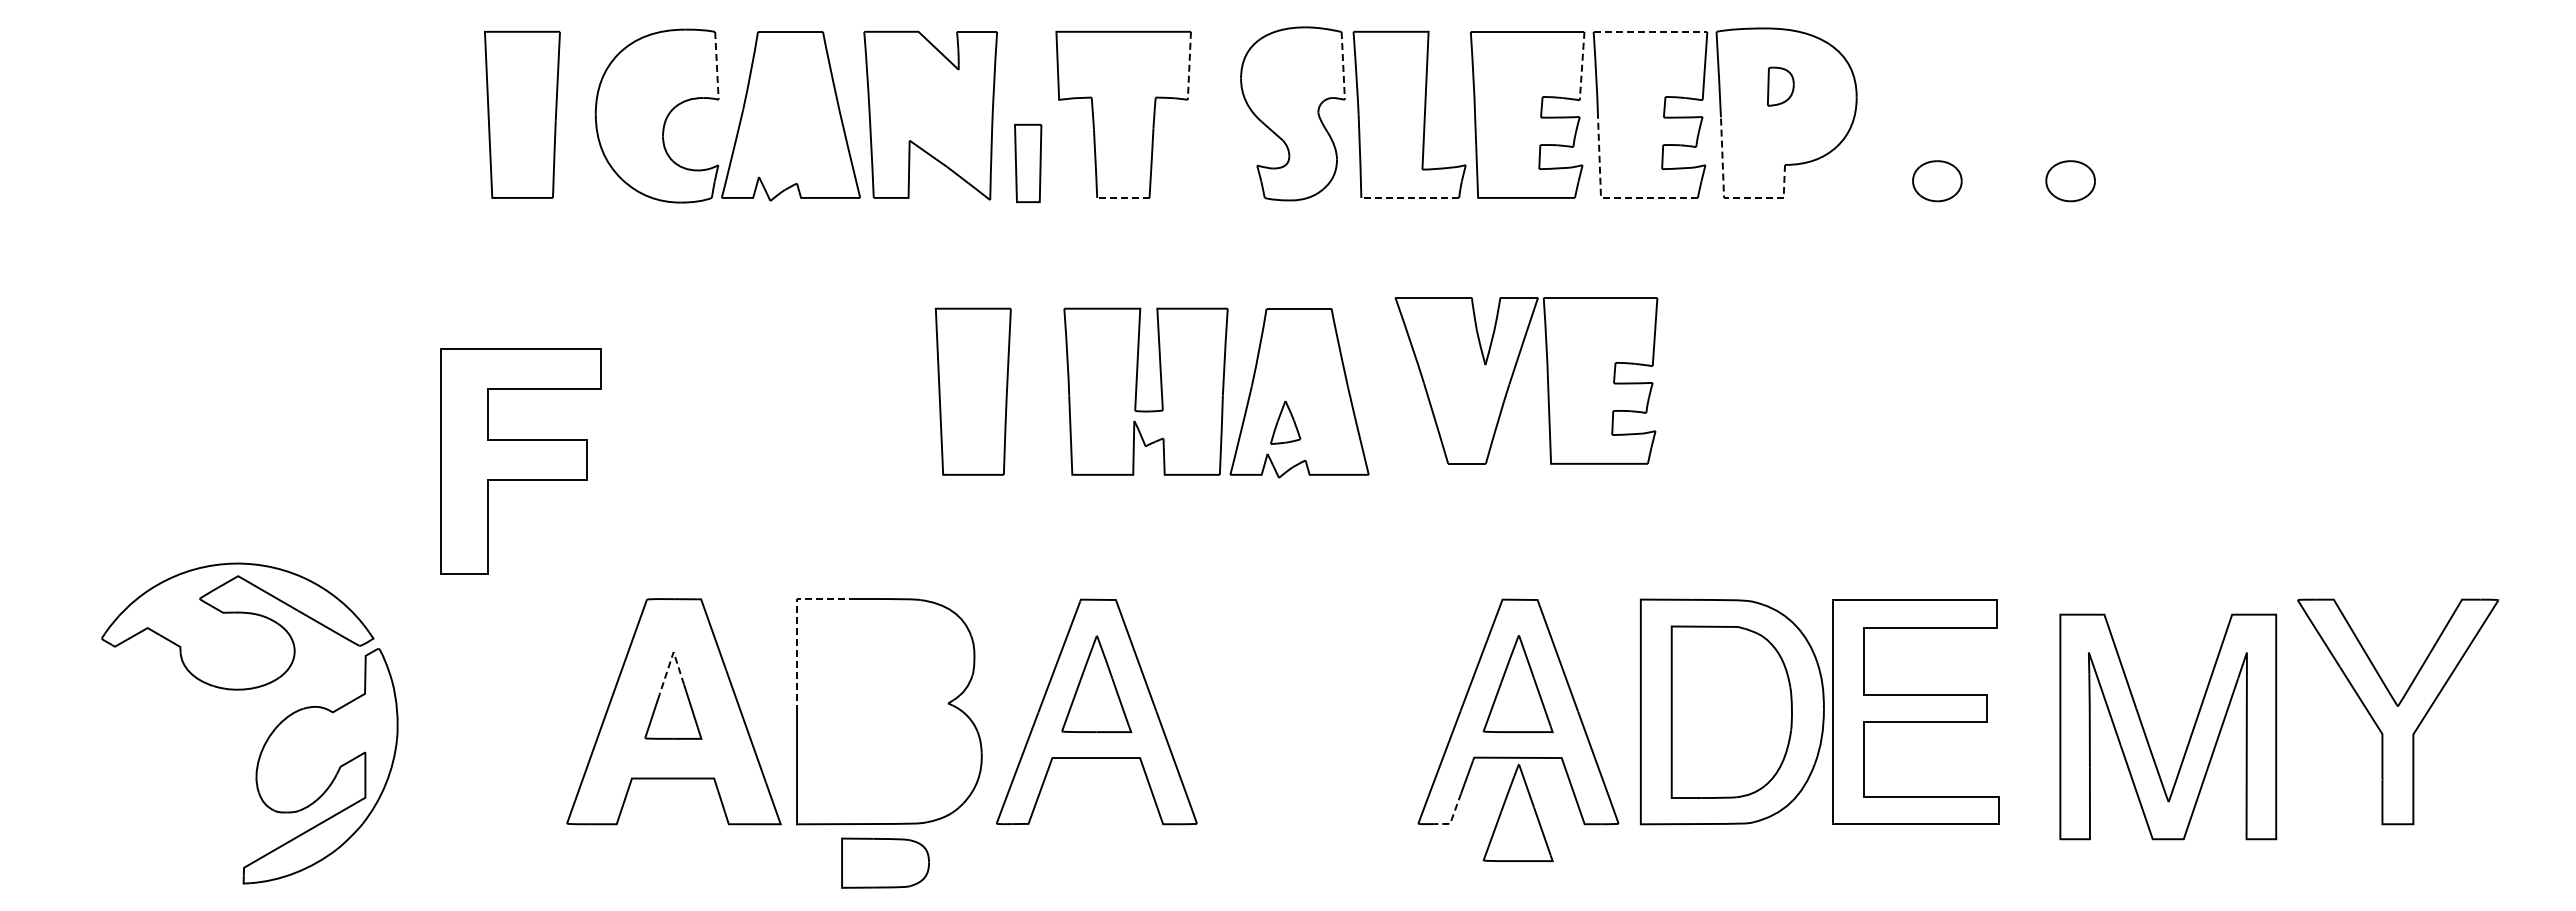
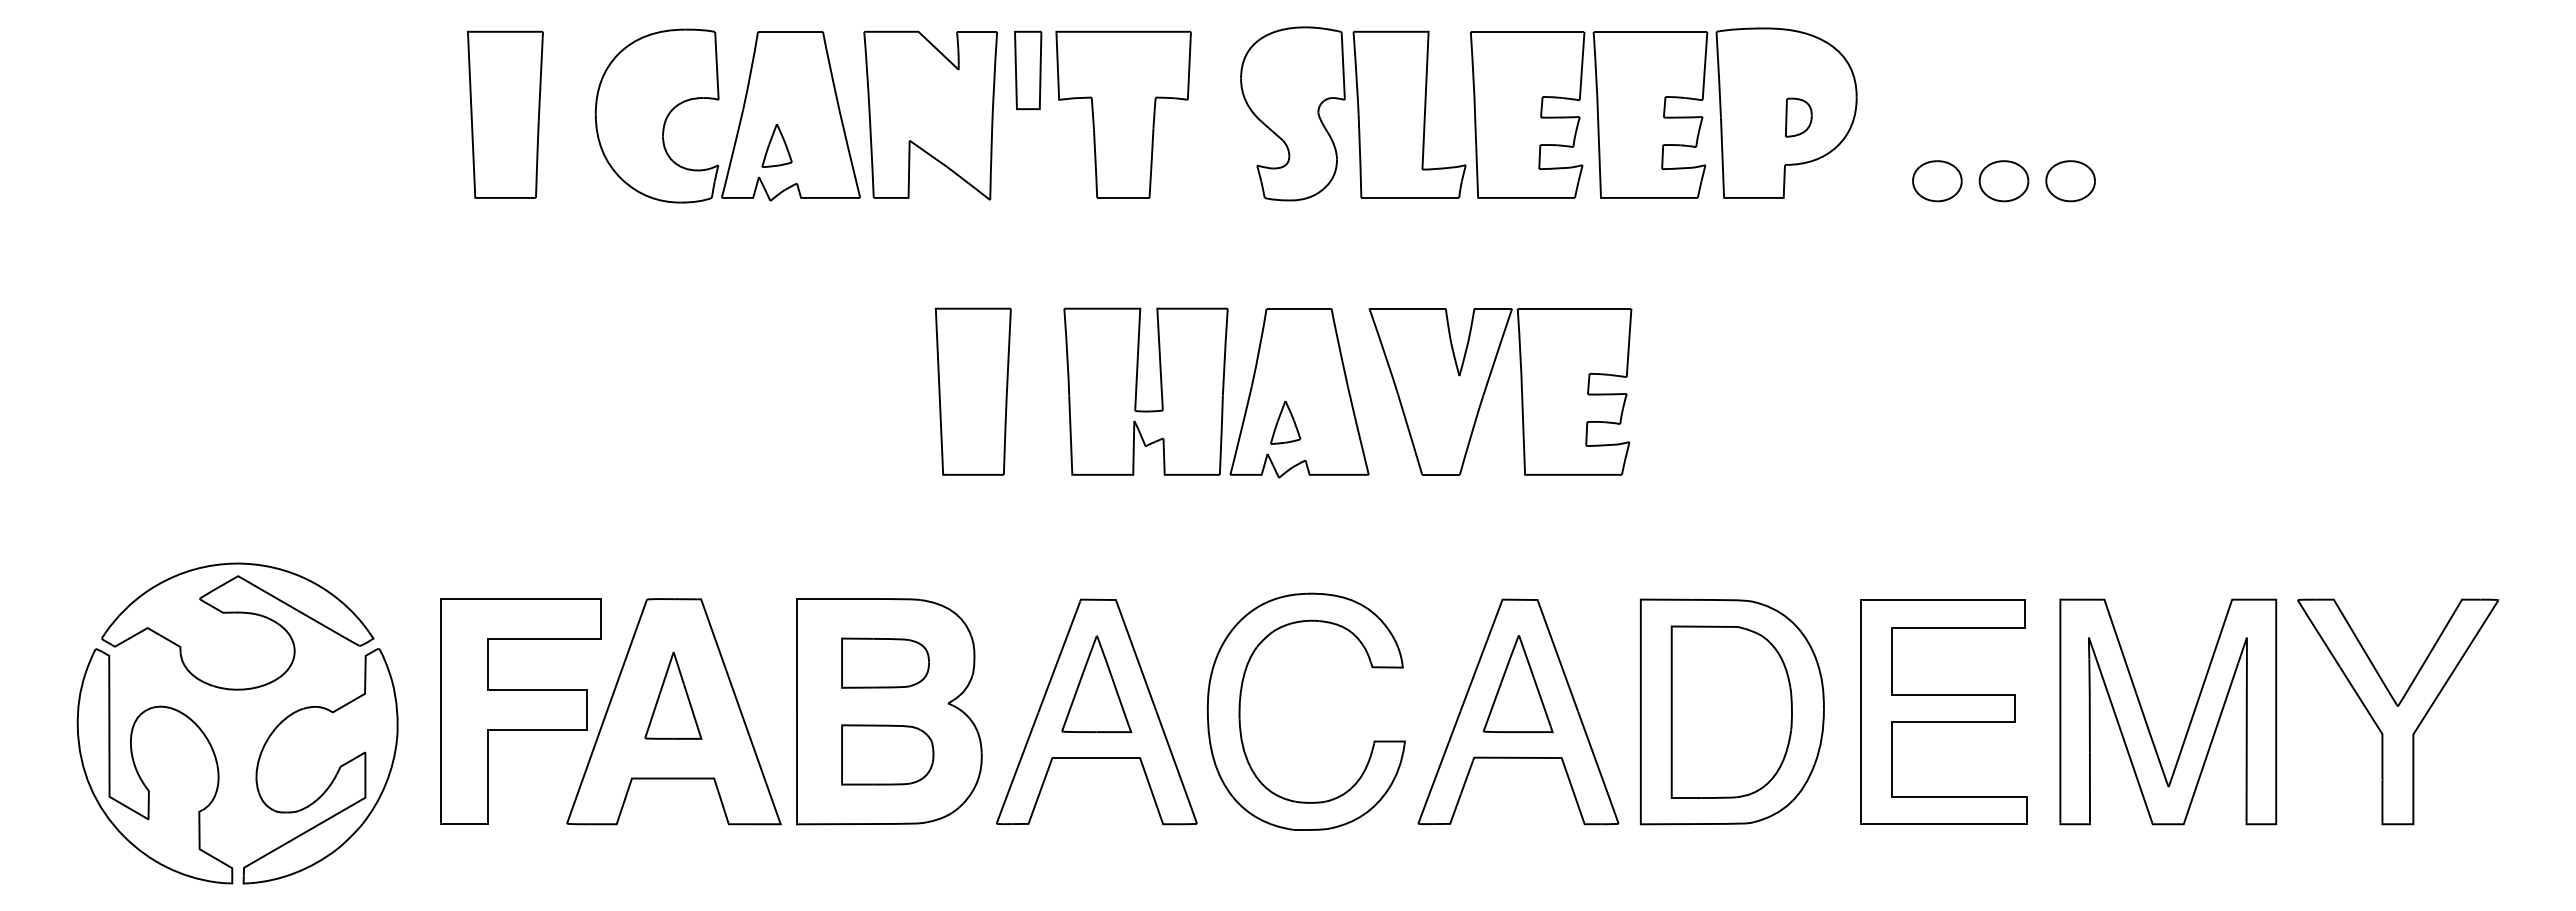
line: dashed -> solid (1650, 31)
line: dashed -> solid (716, 65)
line: dashed -> solid (1343, 65)
line: dashed -> solid (1189, 66)
line: dashed -> solid (1582, 66)
part position: (1780, 86) -> (1798, 117) (1798, 117)
part position: (522, 114) -> (505, 114) (505, 114)
part: none -> present (776, 145)
part position: (1028, 162) -> (1028, 69) (1028, 69)
part: none -> present (2003, 181)
line: dashed -> solid (1122, 197)
line: dashed -> solid (1410, 197)
line: dashed -> solid (1606, 197)
line: dashed -> solid (1730, 197)
part position: (1513, 375) -> (1487, 386) (1487, 386)
part position: (520, 461) -> (520, 711) (520, 711)
line: dashed -> solid (797, 625)
line: dashed -> solid (672, 656)
part: none -> present (1240, 711)
part position: (1915, 711) -> (1943, 711) (1943, 711)
part position: (2146, 734) -> (2146, 719) (2146, 719)
part: none -> present (887, 754)
part: none -> present (154, 766)
part: present -> none (1517, 812)
line: dashed -> solid (1452, 816)
part position: (885, 862) -> (885, 662) (885, 662)
